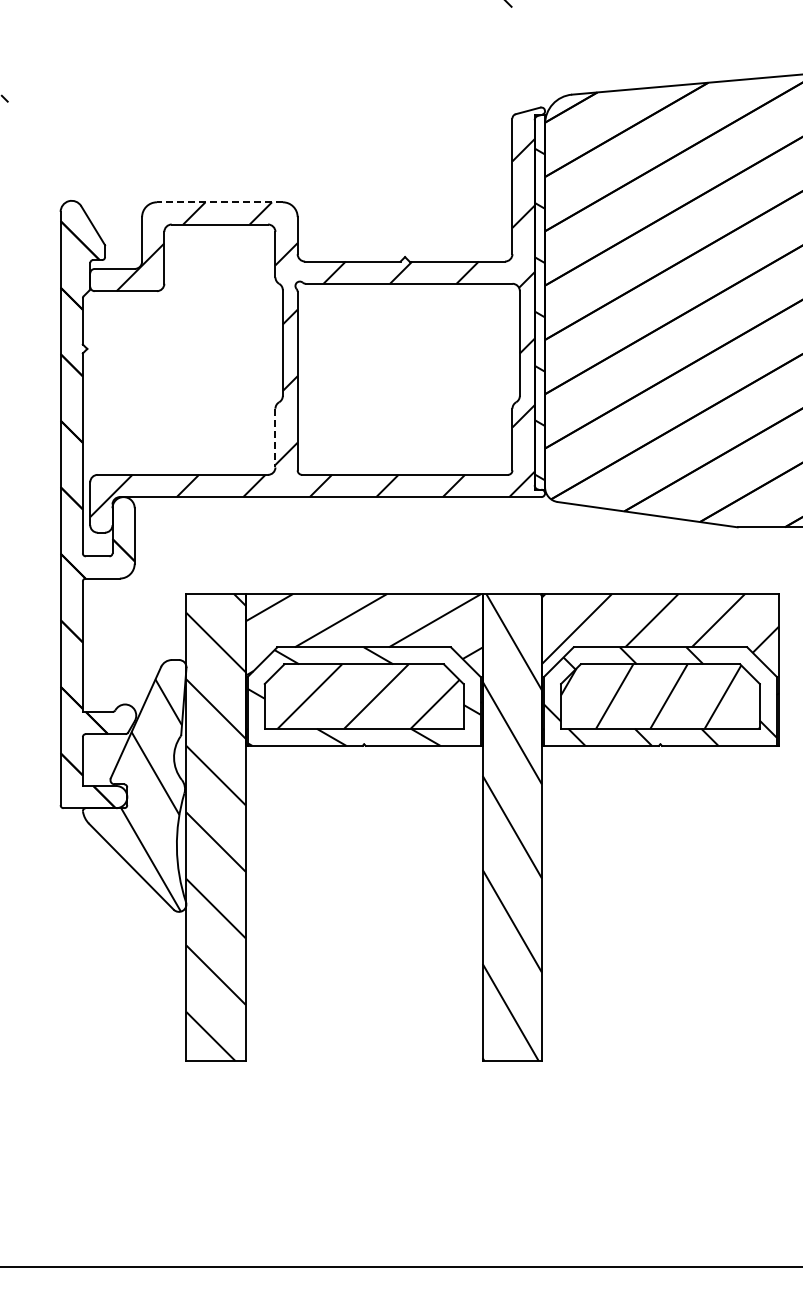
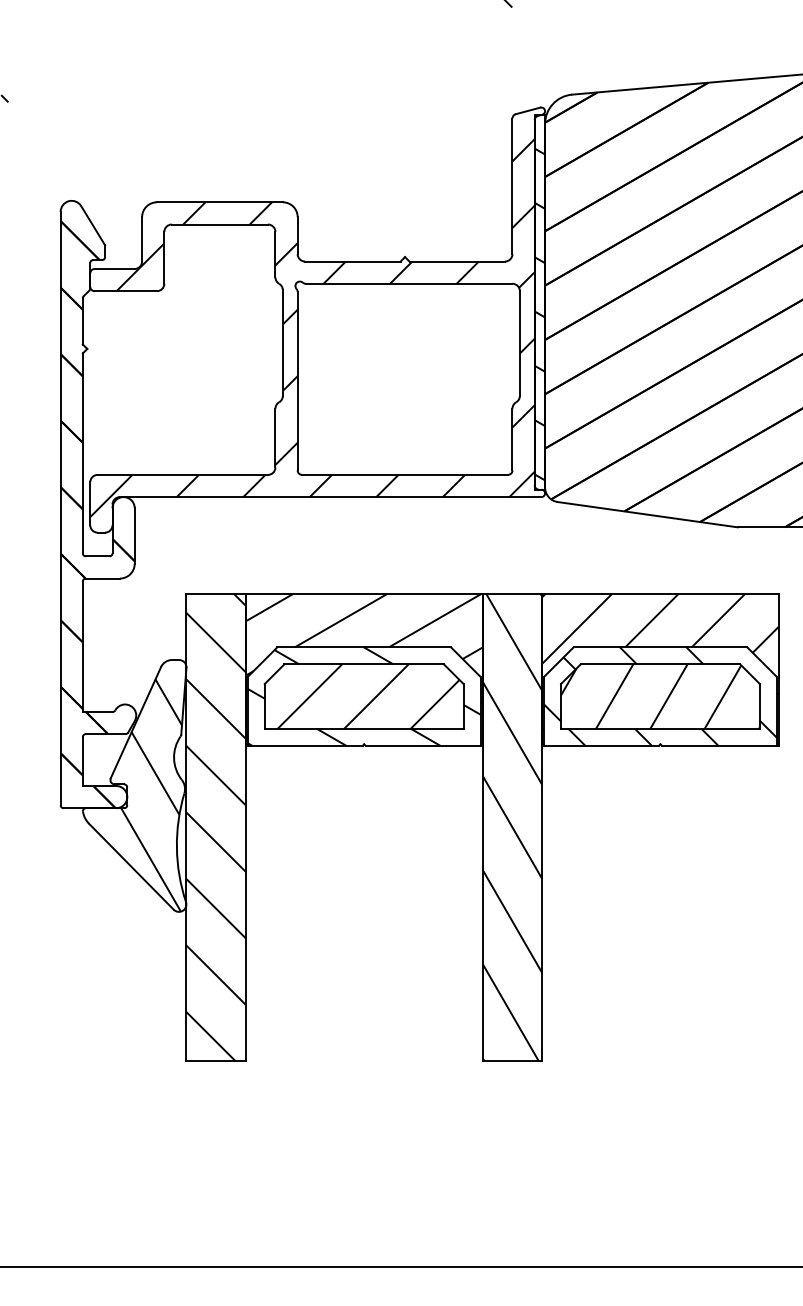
line: dashed -> solid (219, 202)
line: dashed -> solid (275, 438)
